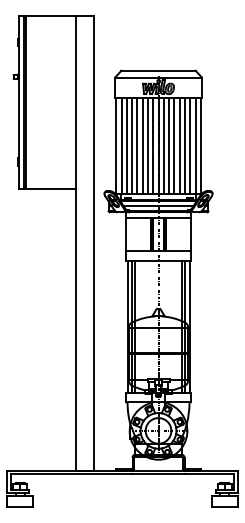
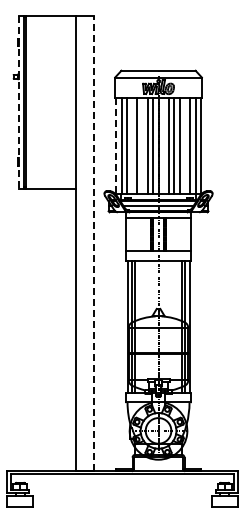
line: solid -> dashed (18, 102)
line: present -> none (132, 145)
line: present -> none (142, 145)
line: present -> none (163, 145)
line: present -> none (184, 145)
line: solid -> dashed (116, 146)
line: solid -> dashed (93, 243)
